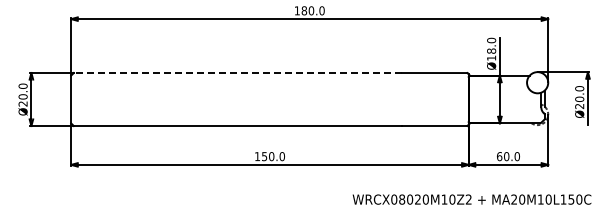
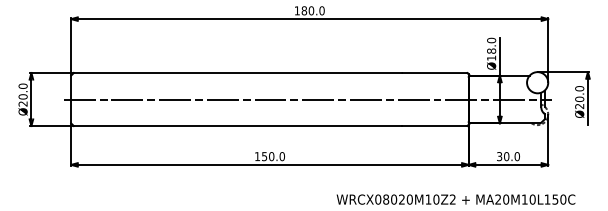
line: dashed -> solid (237, 73)
line: none -> present (307, 99)
text: 60.0 -> 30.0 (499, 156)
text position: (471, 199) -> (455, 199) (455, 199)
